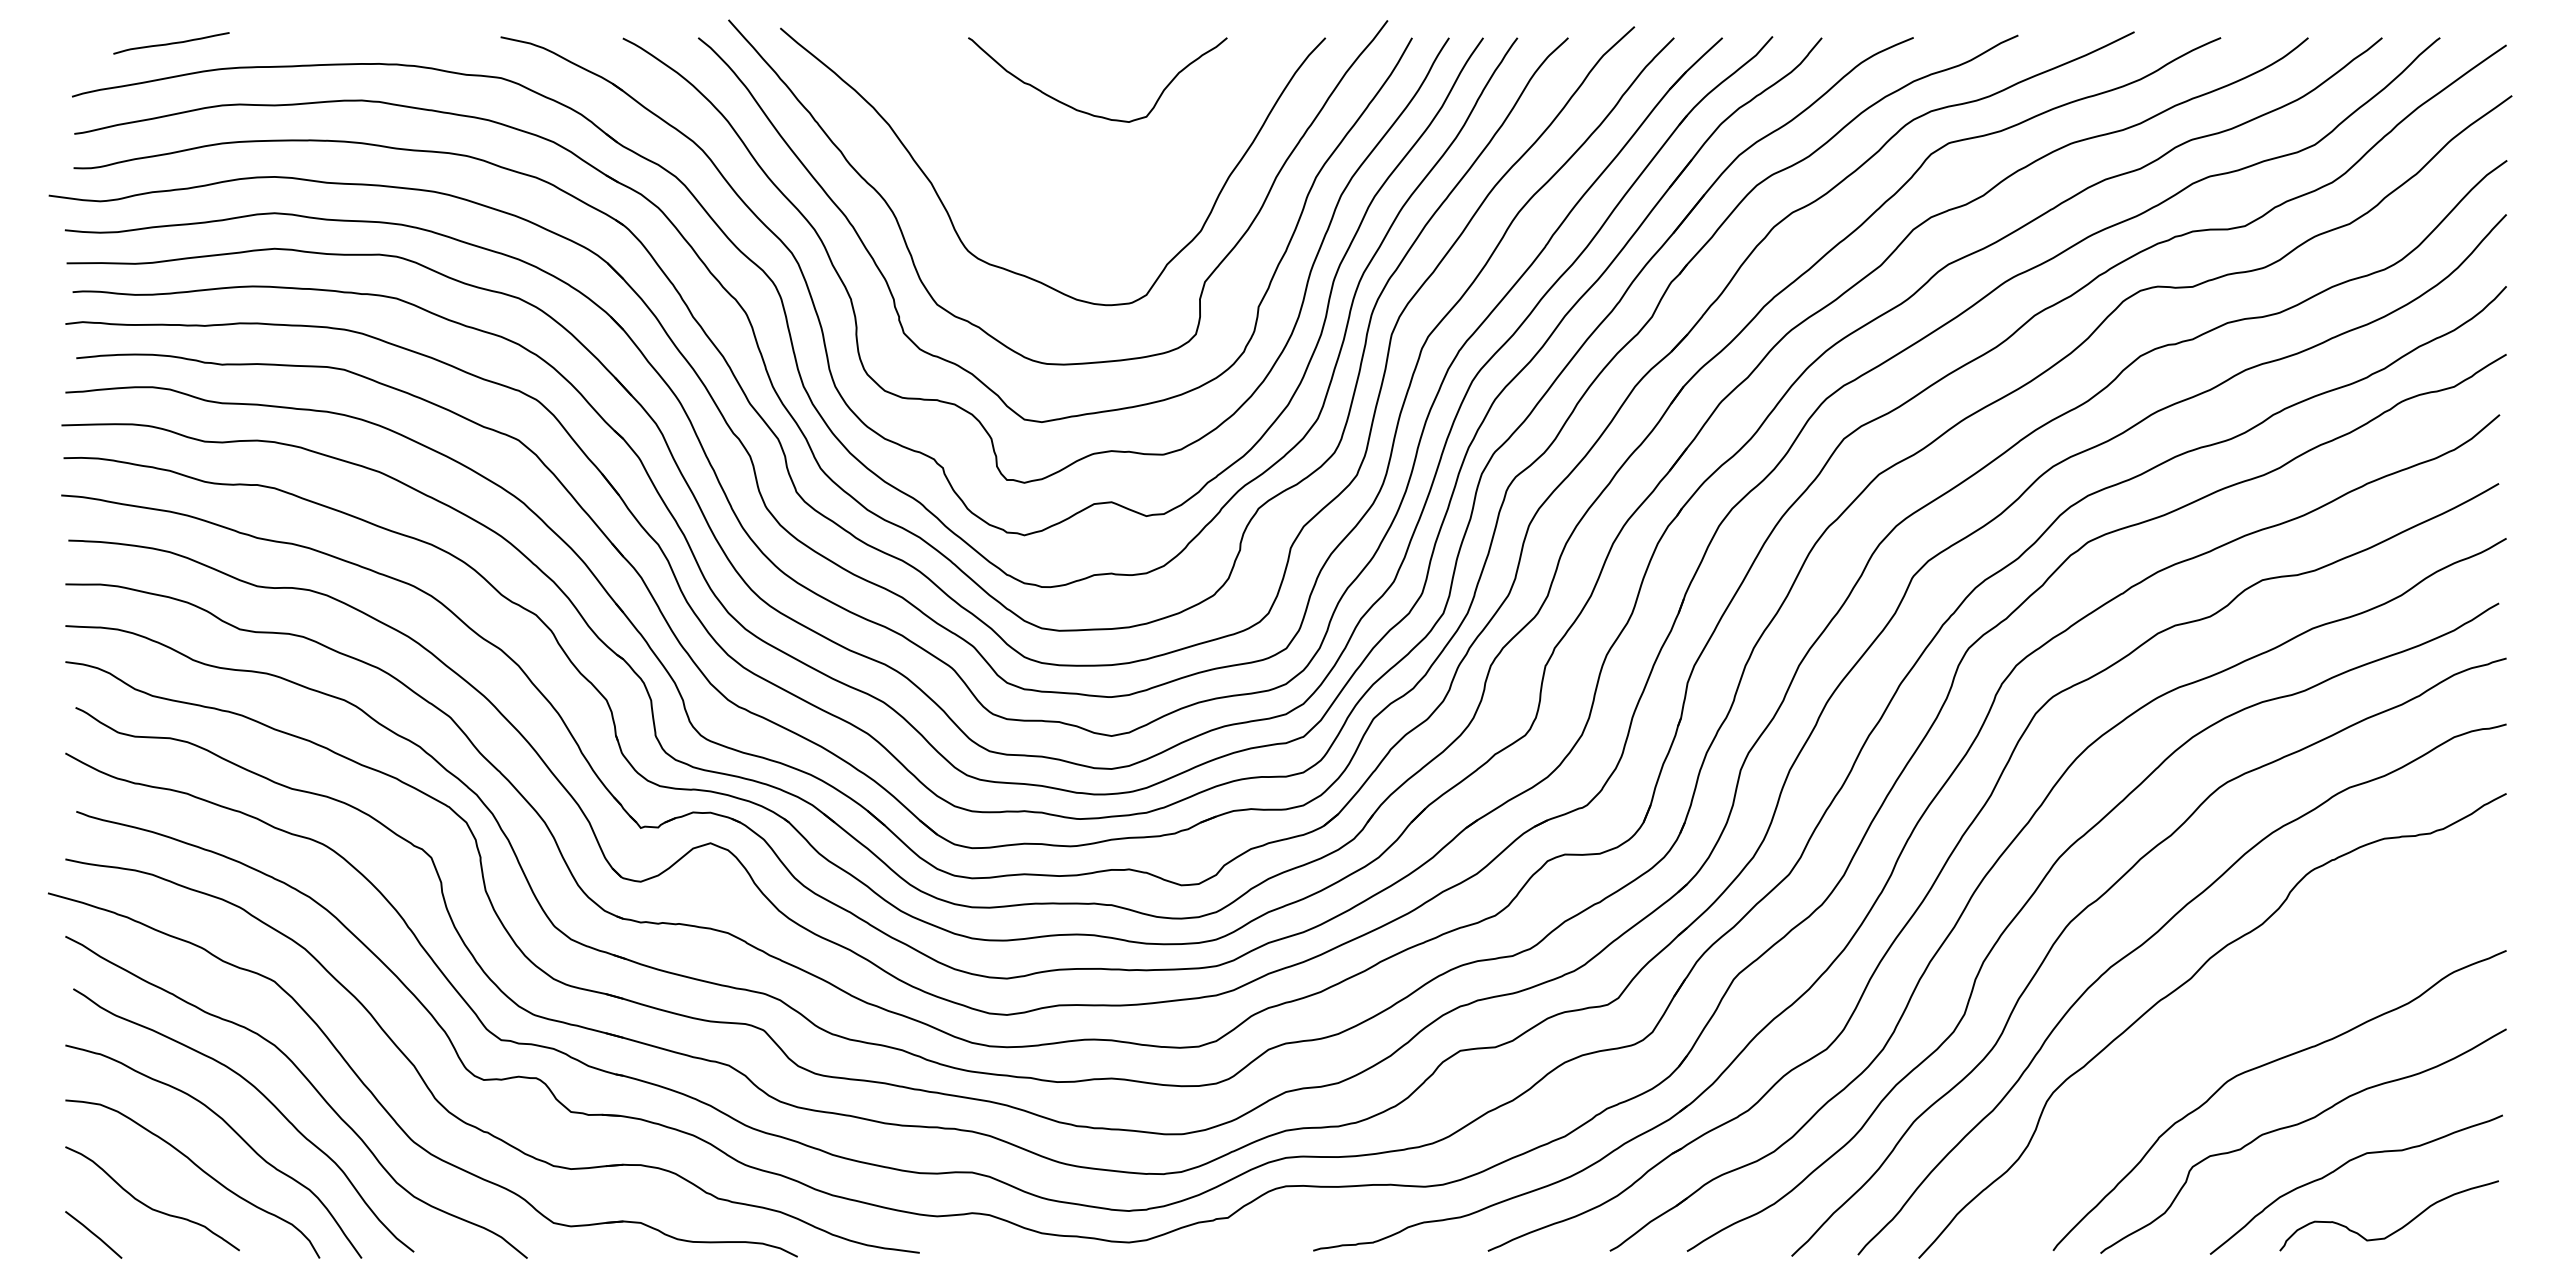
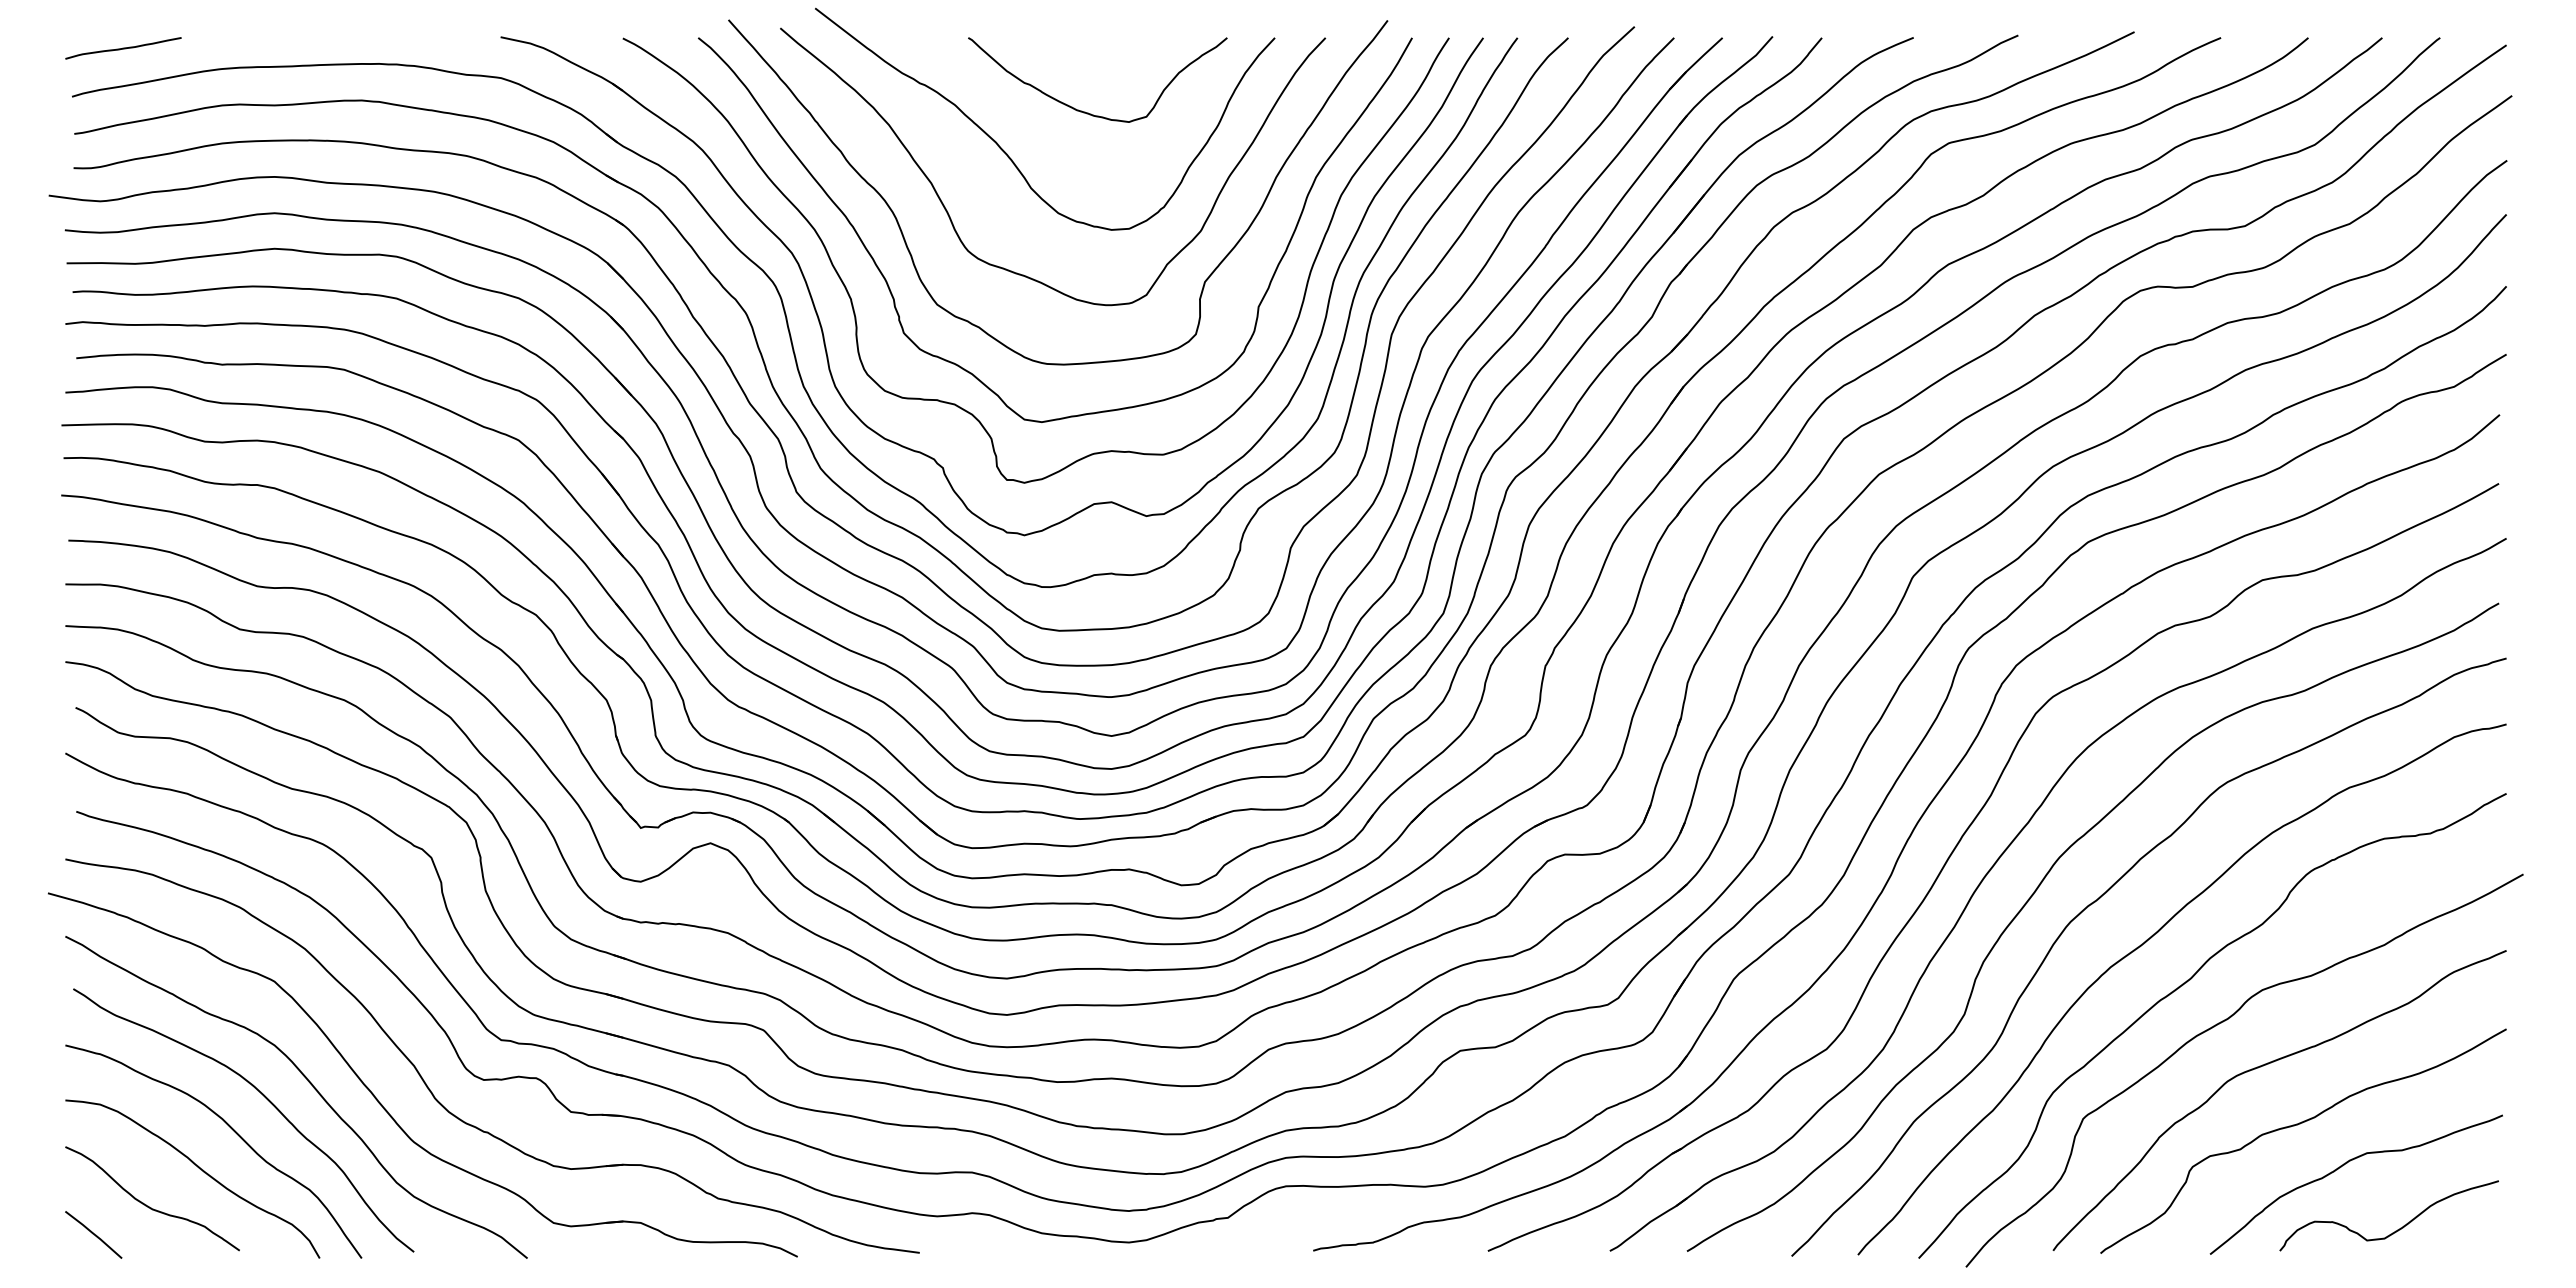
curve position: (171, 43) -> (123, 48) (123, 48)
curve: none -> present (1007, 153)
curve: none -> present (2221, 1023)
